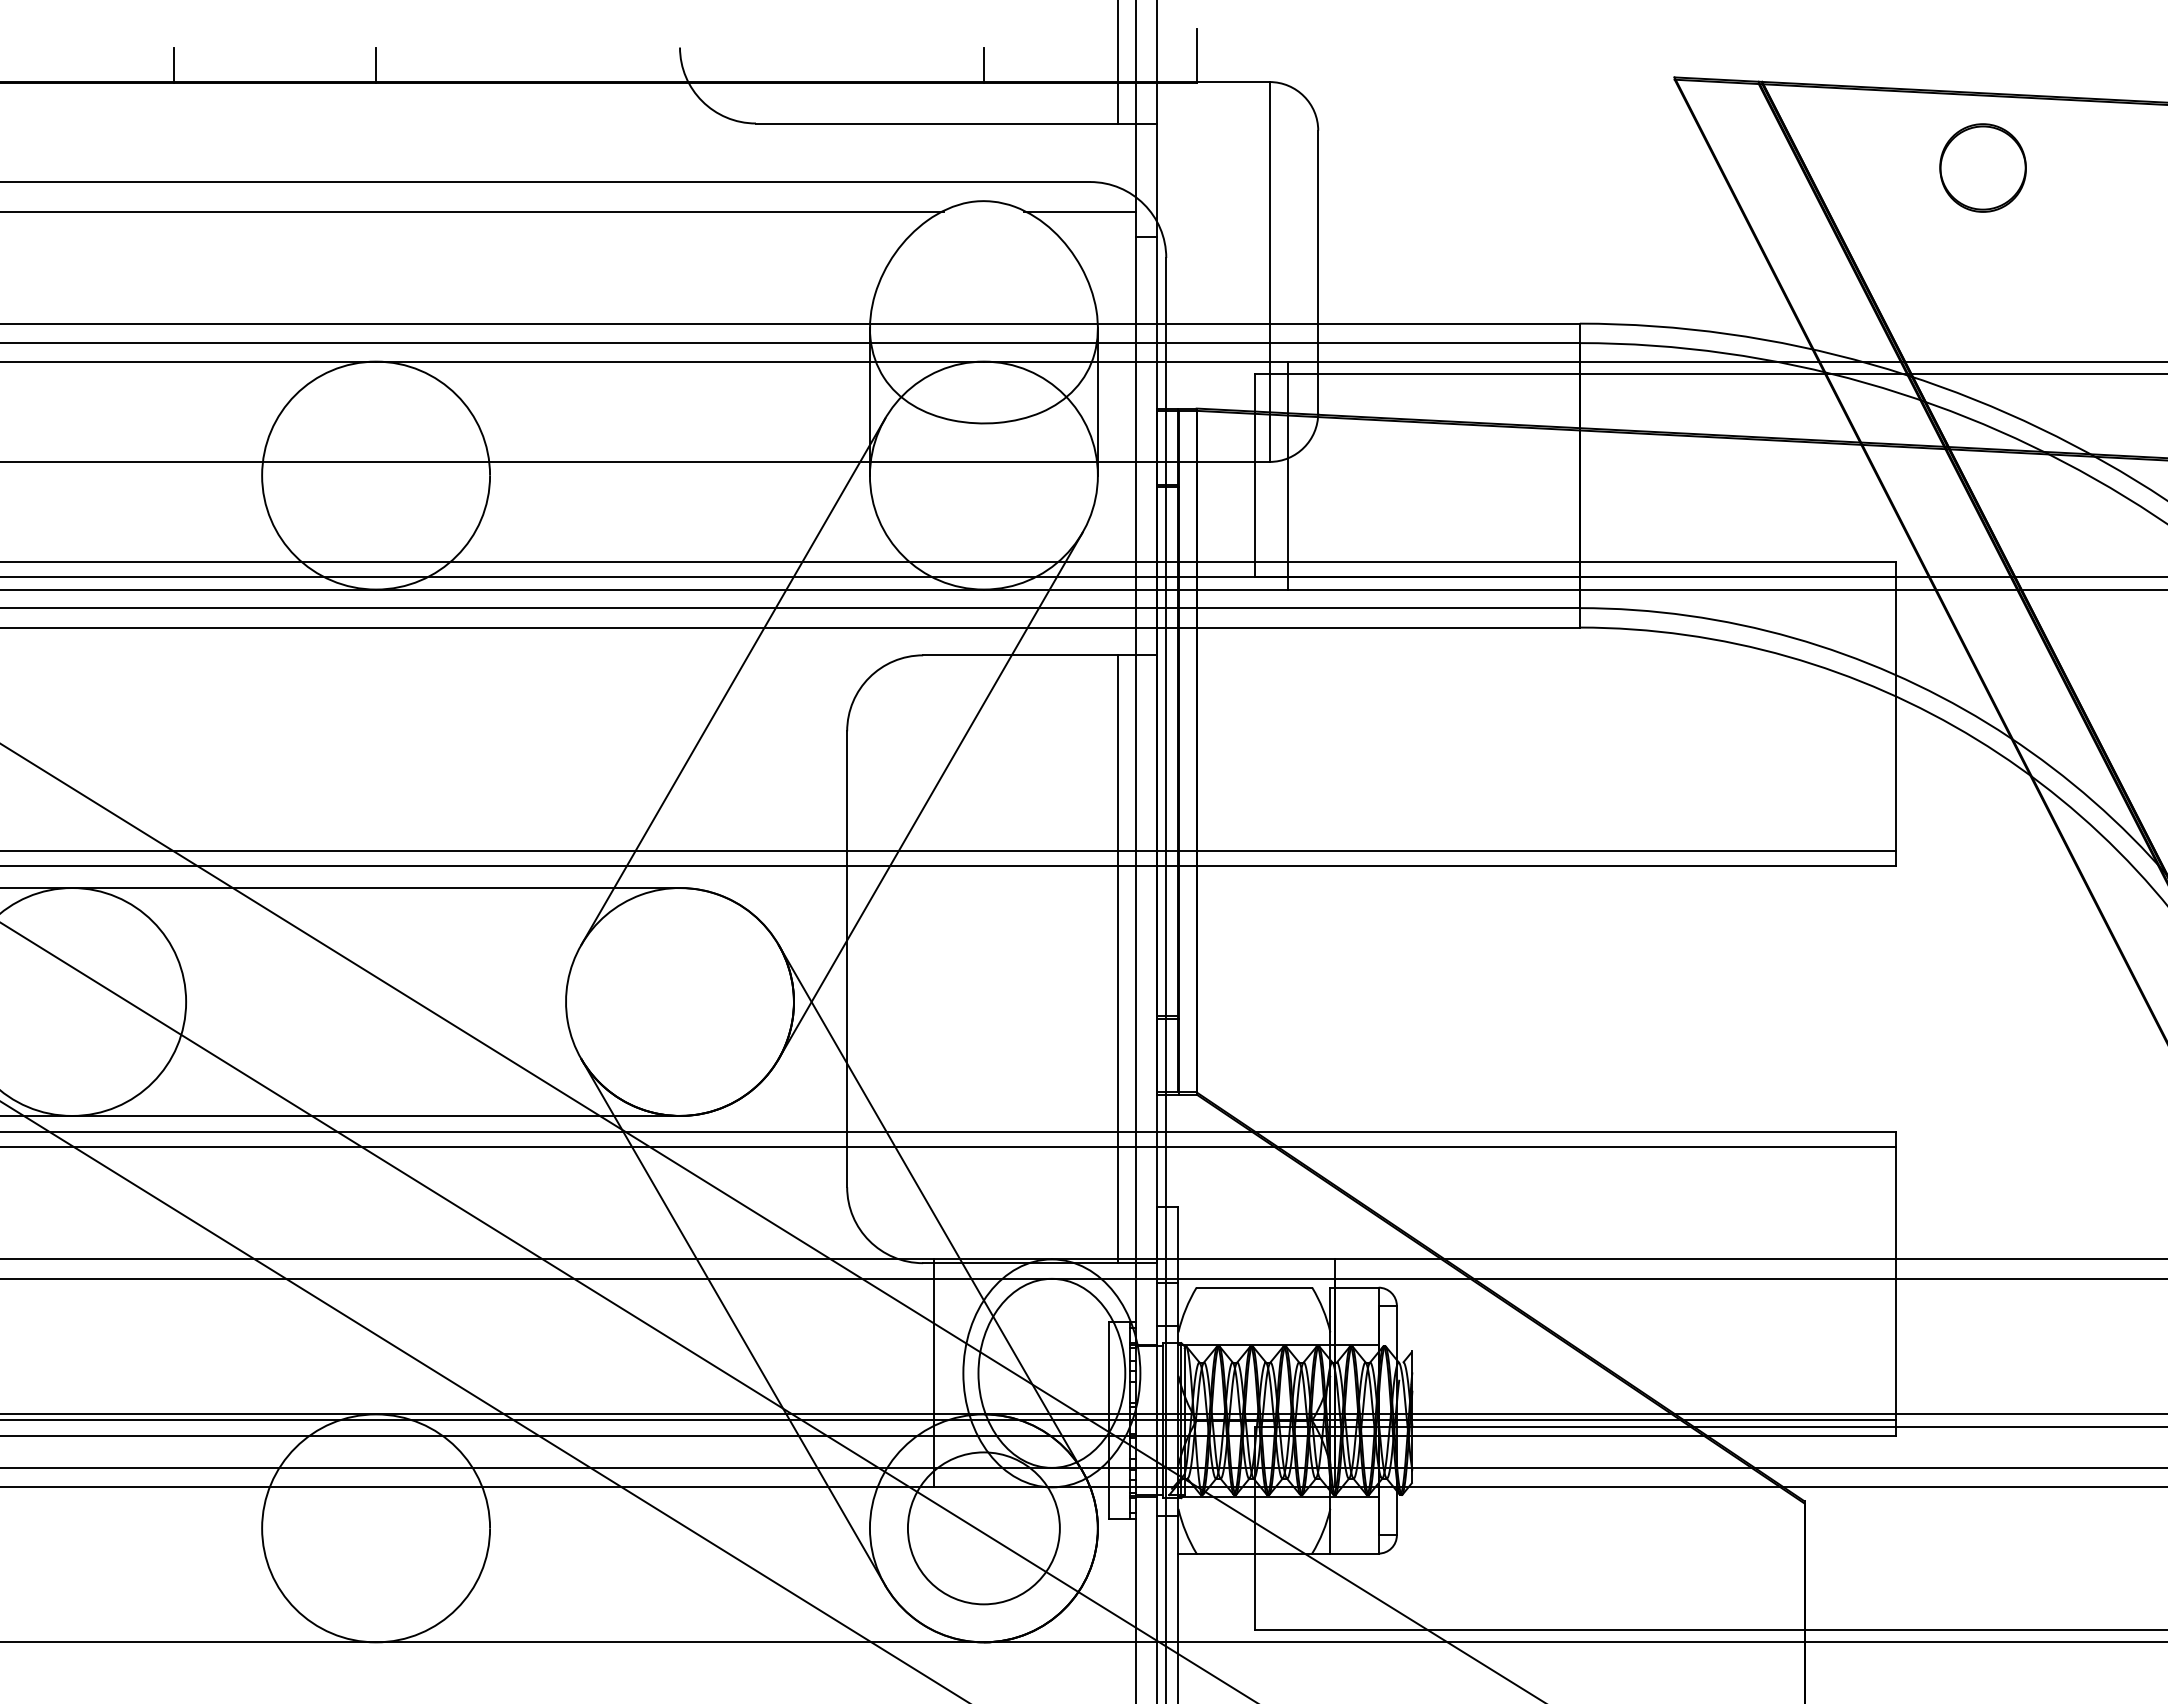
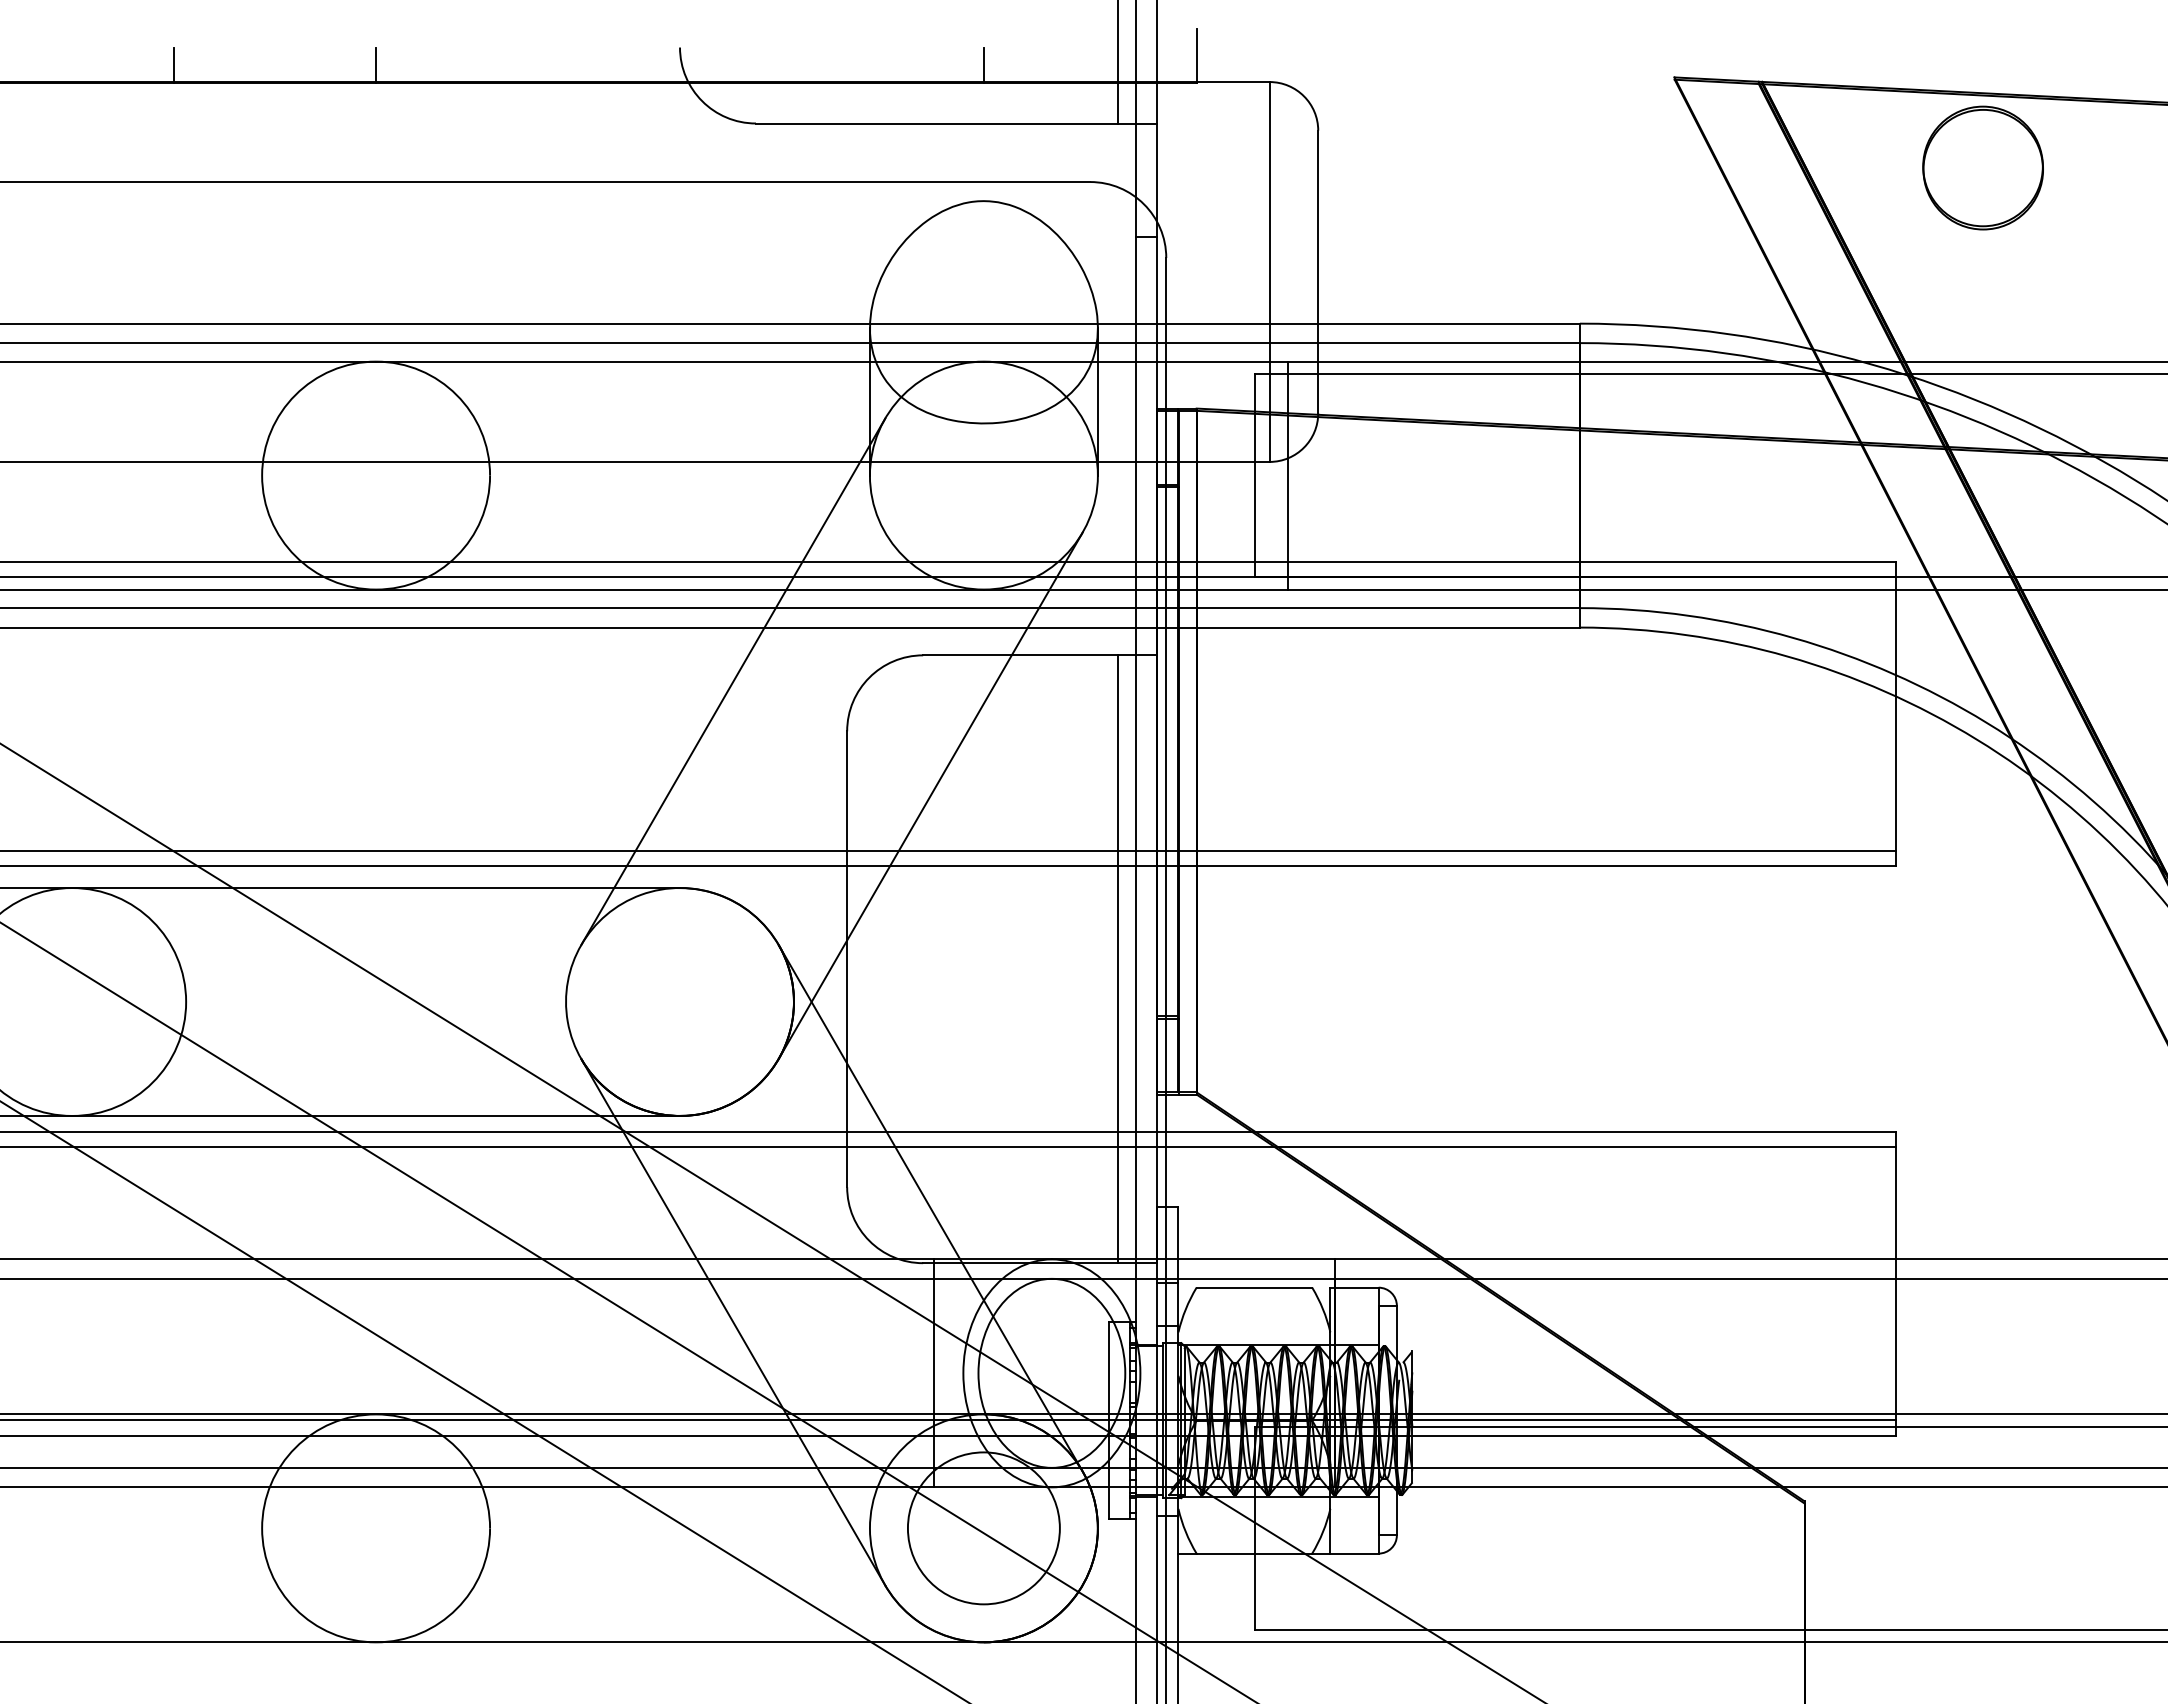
part size: 88x90 px -> 122x126 px (1982, 167)
line: present -> none (472, 212)
line: present -> none (1079, 212)
